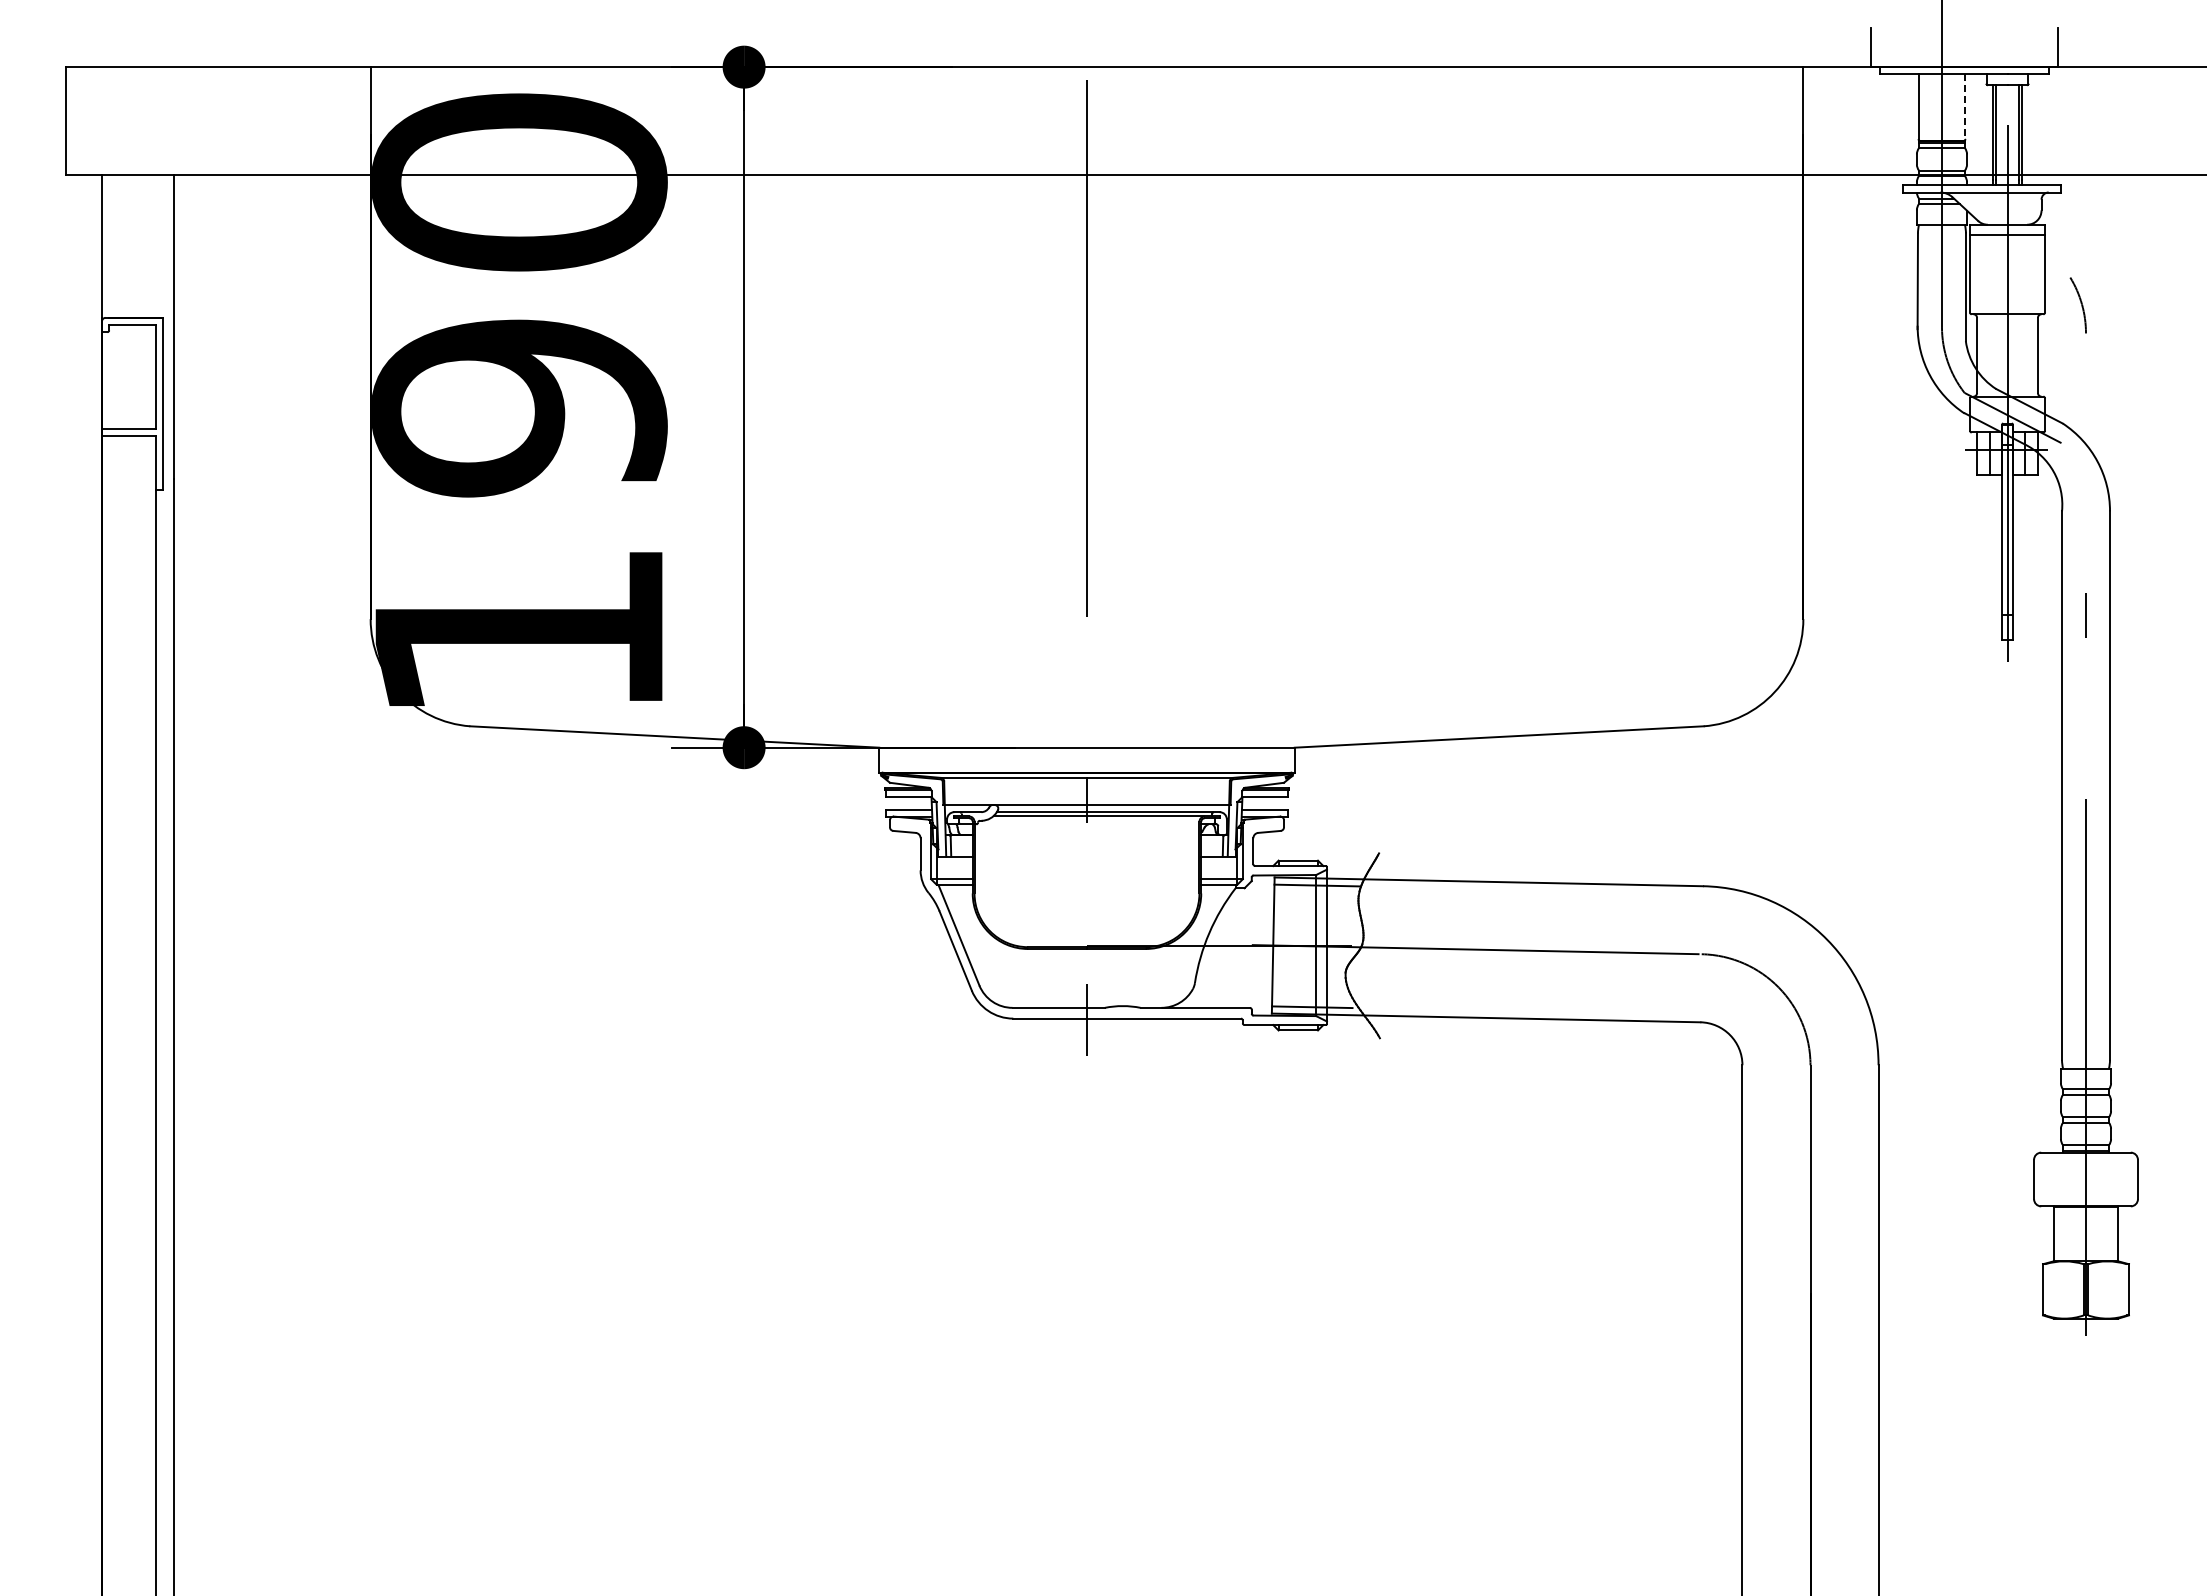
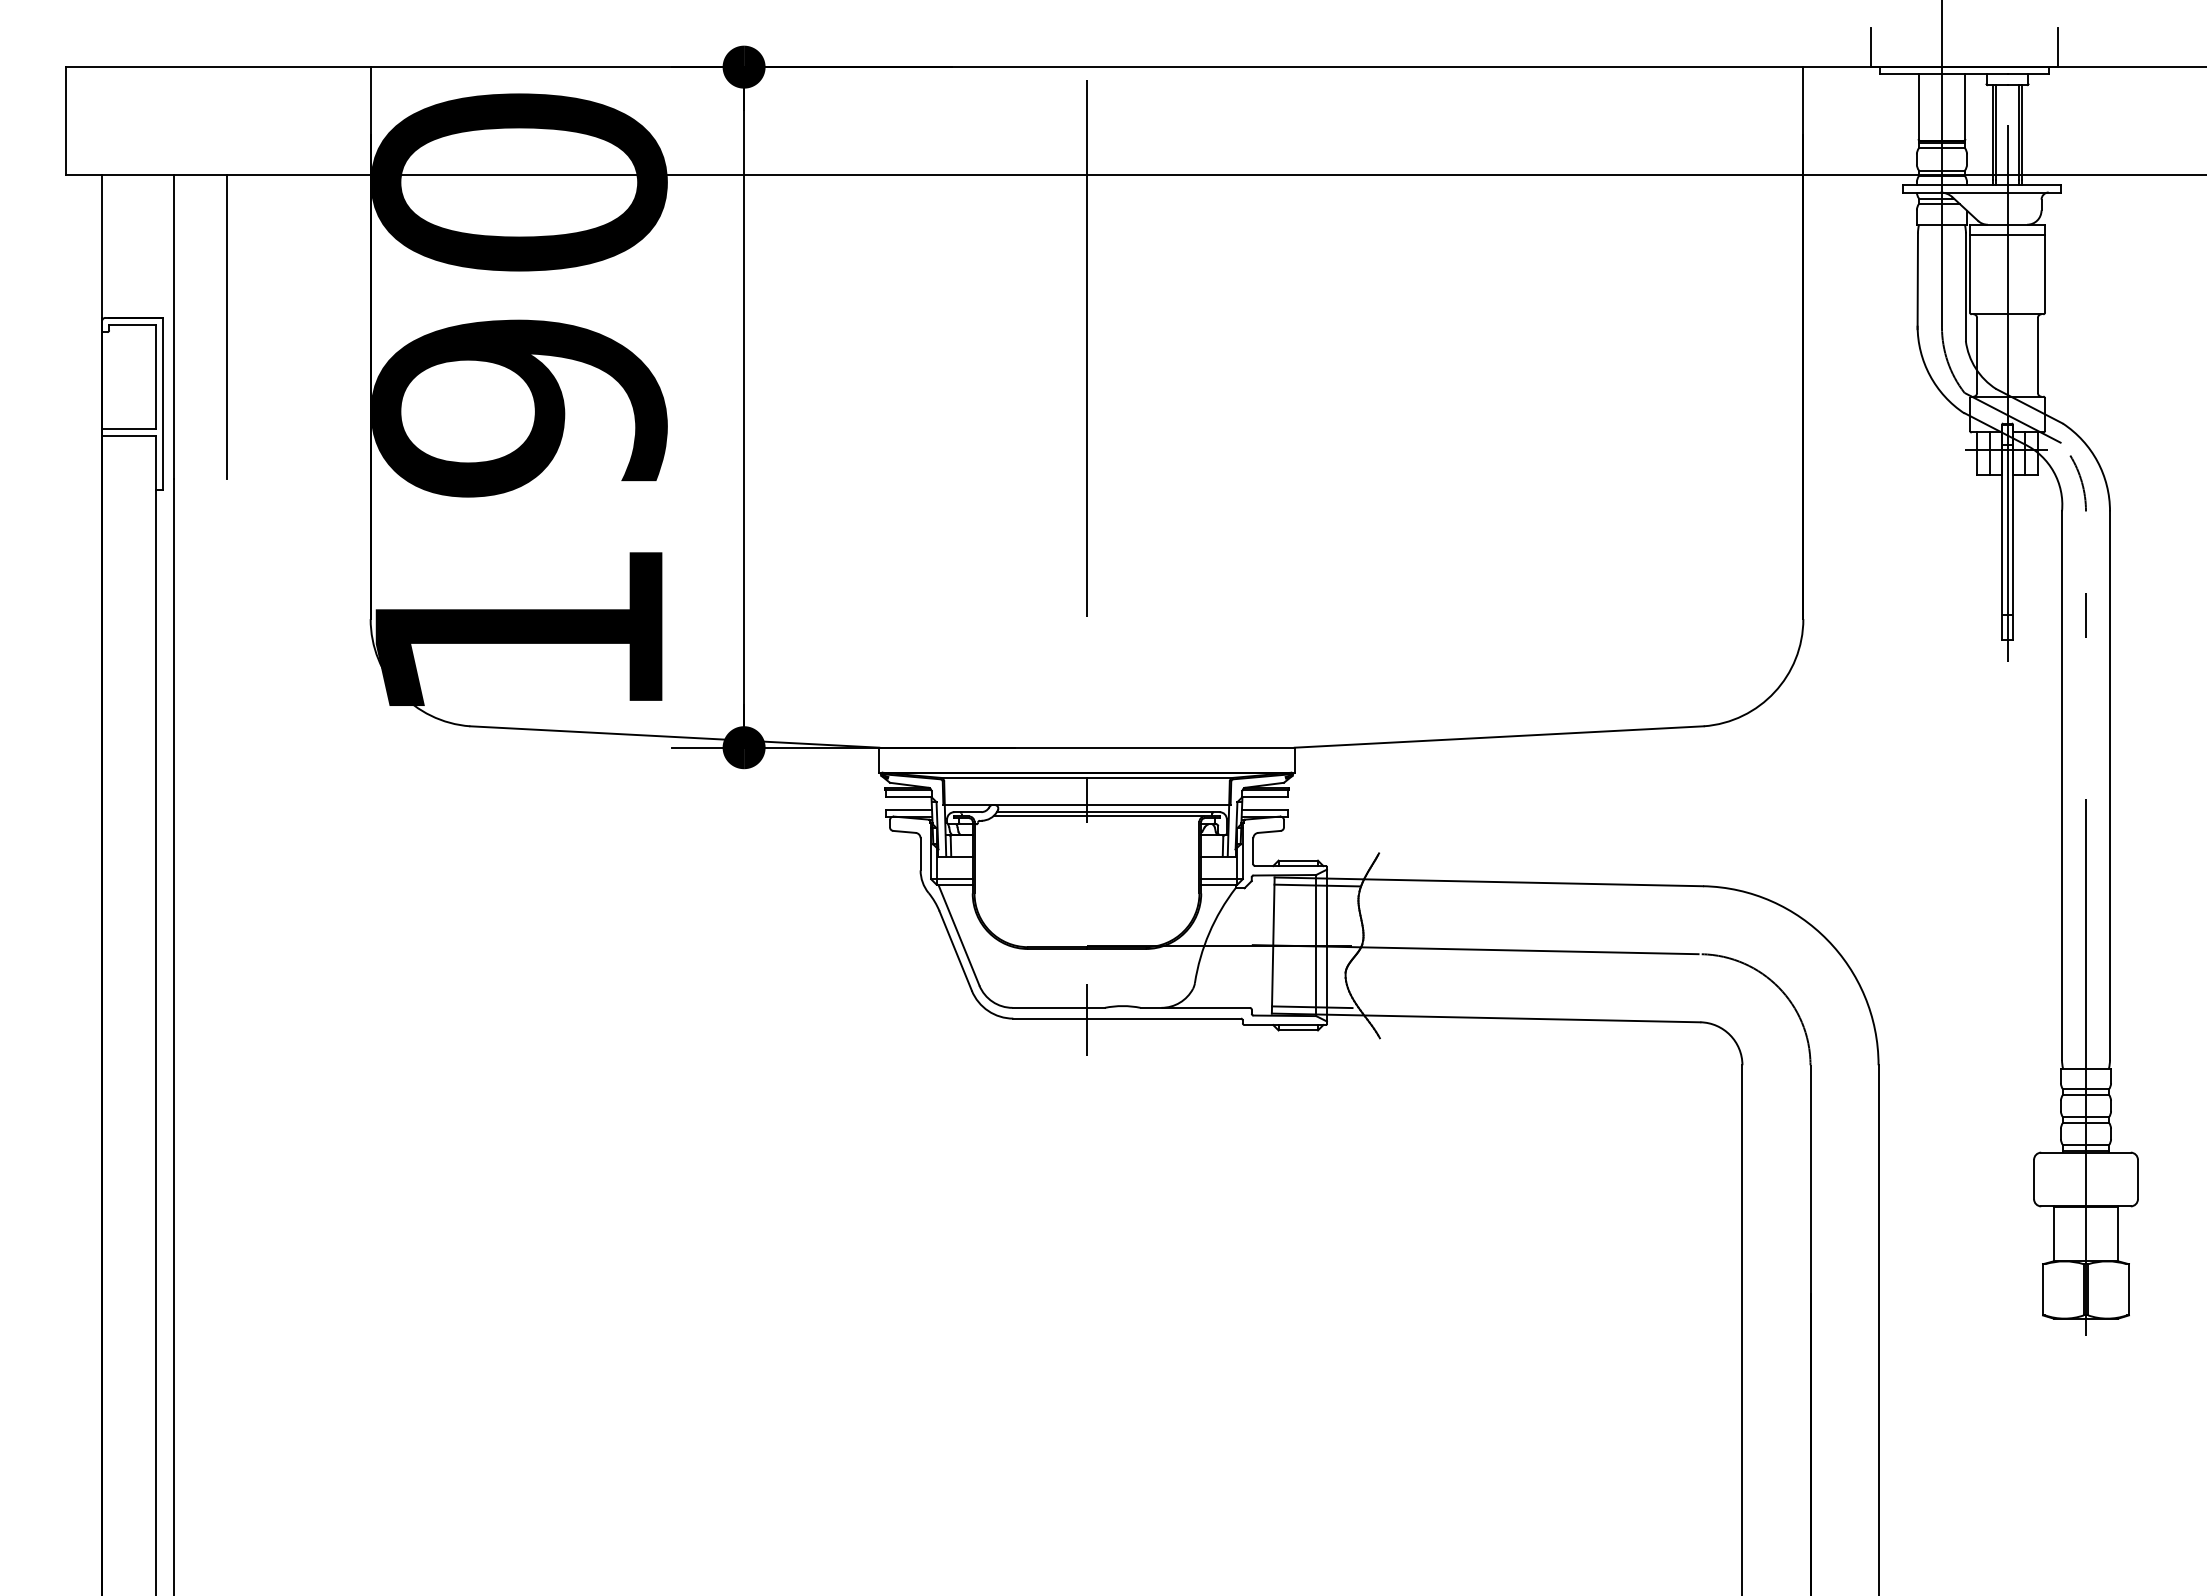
line: dashed -> solid (1965, 107)
arc position: (2080, 303) -> (2080, 481) (2080, 481)
line: none -> present (227, 326)
